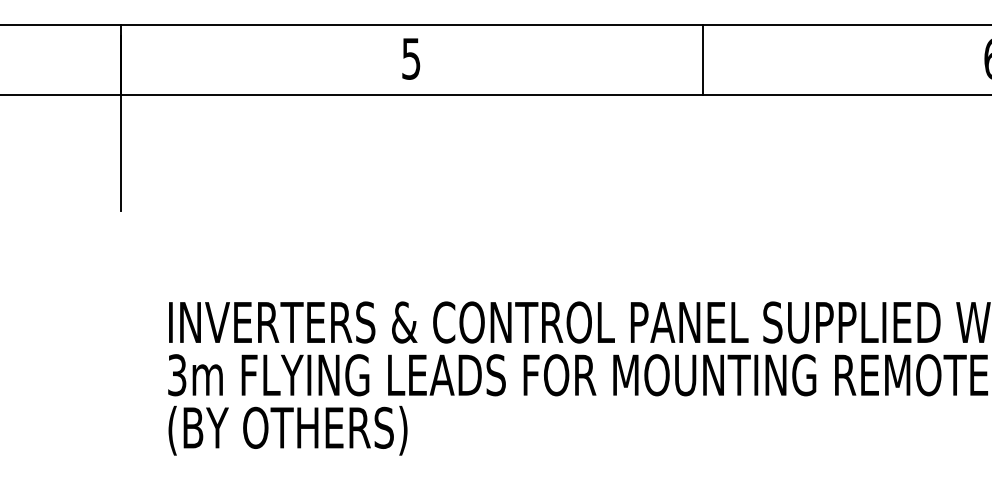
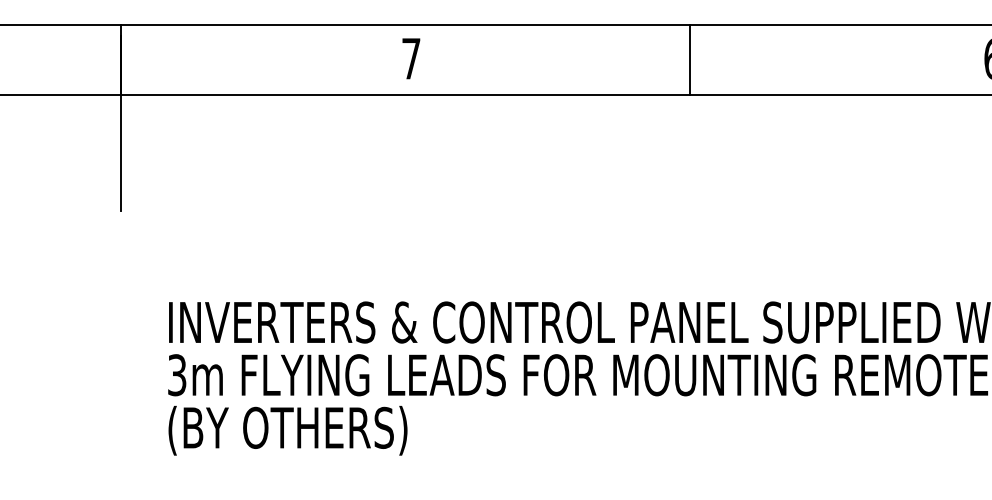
text: 5 -> 7 (411, 58)
line position: (703, 59) -> (690, 59) (690, 59)
